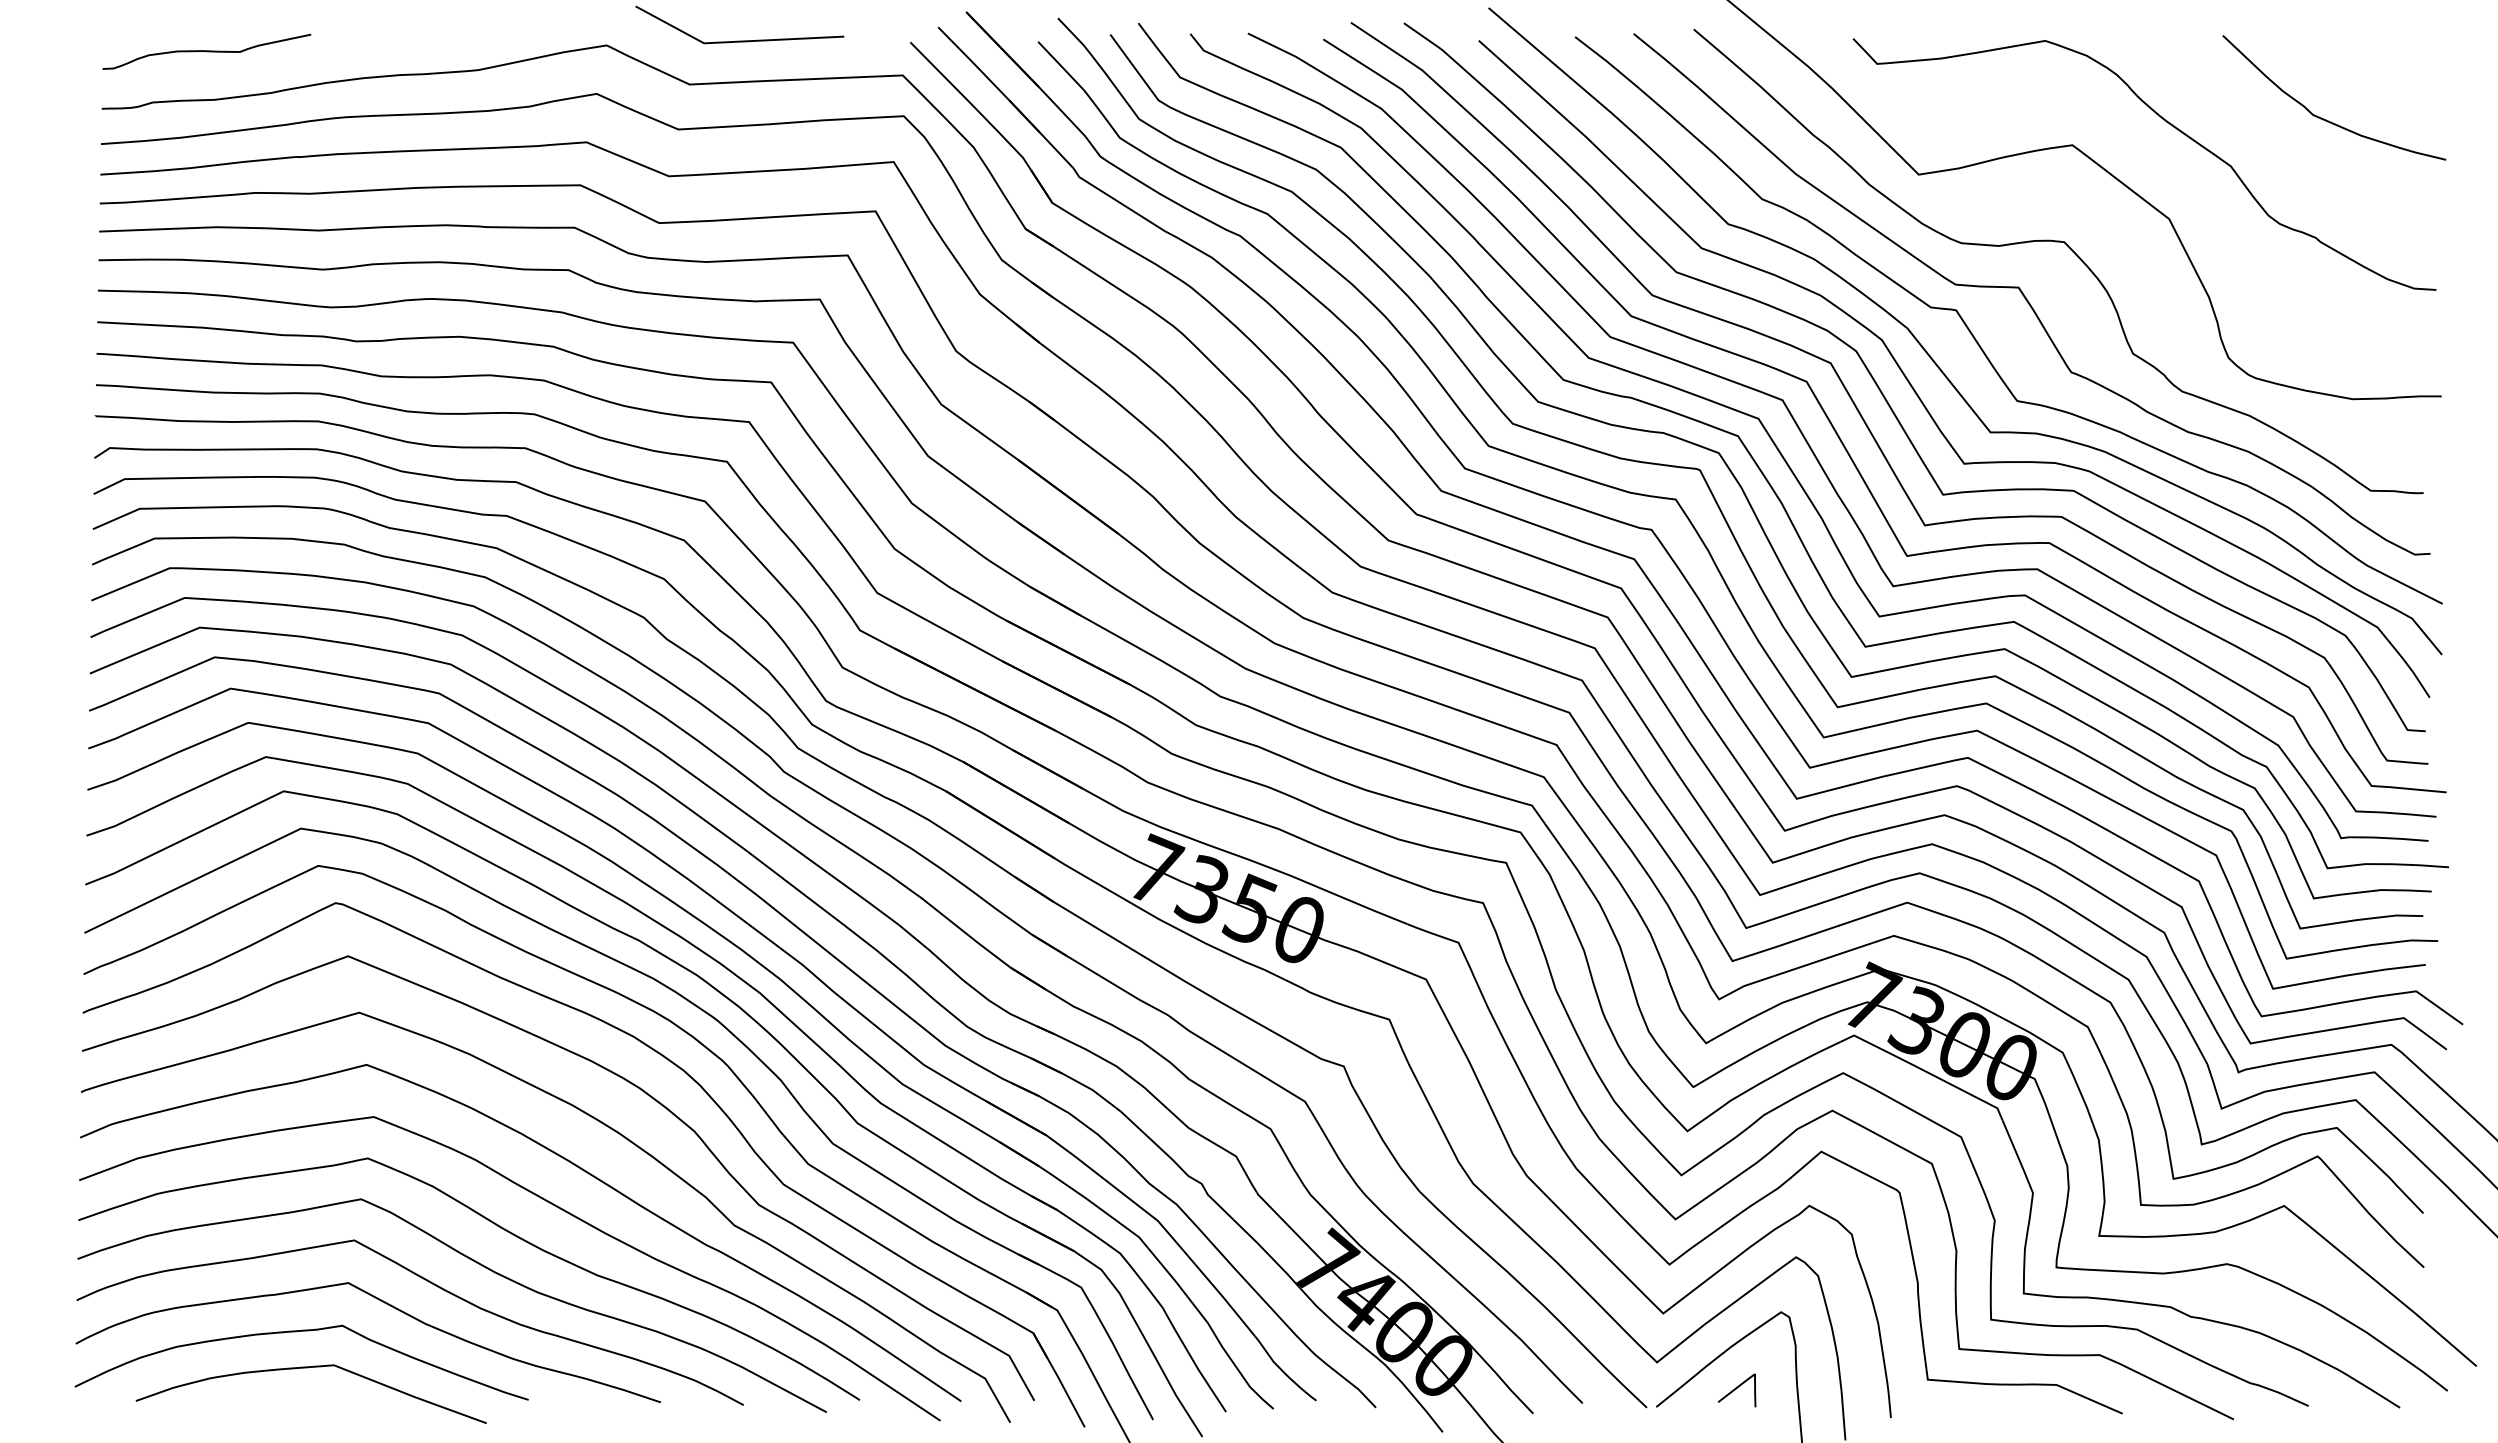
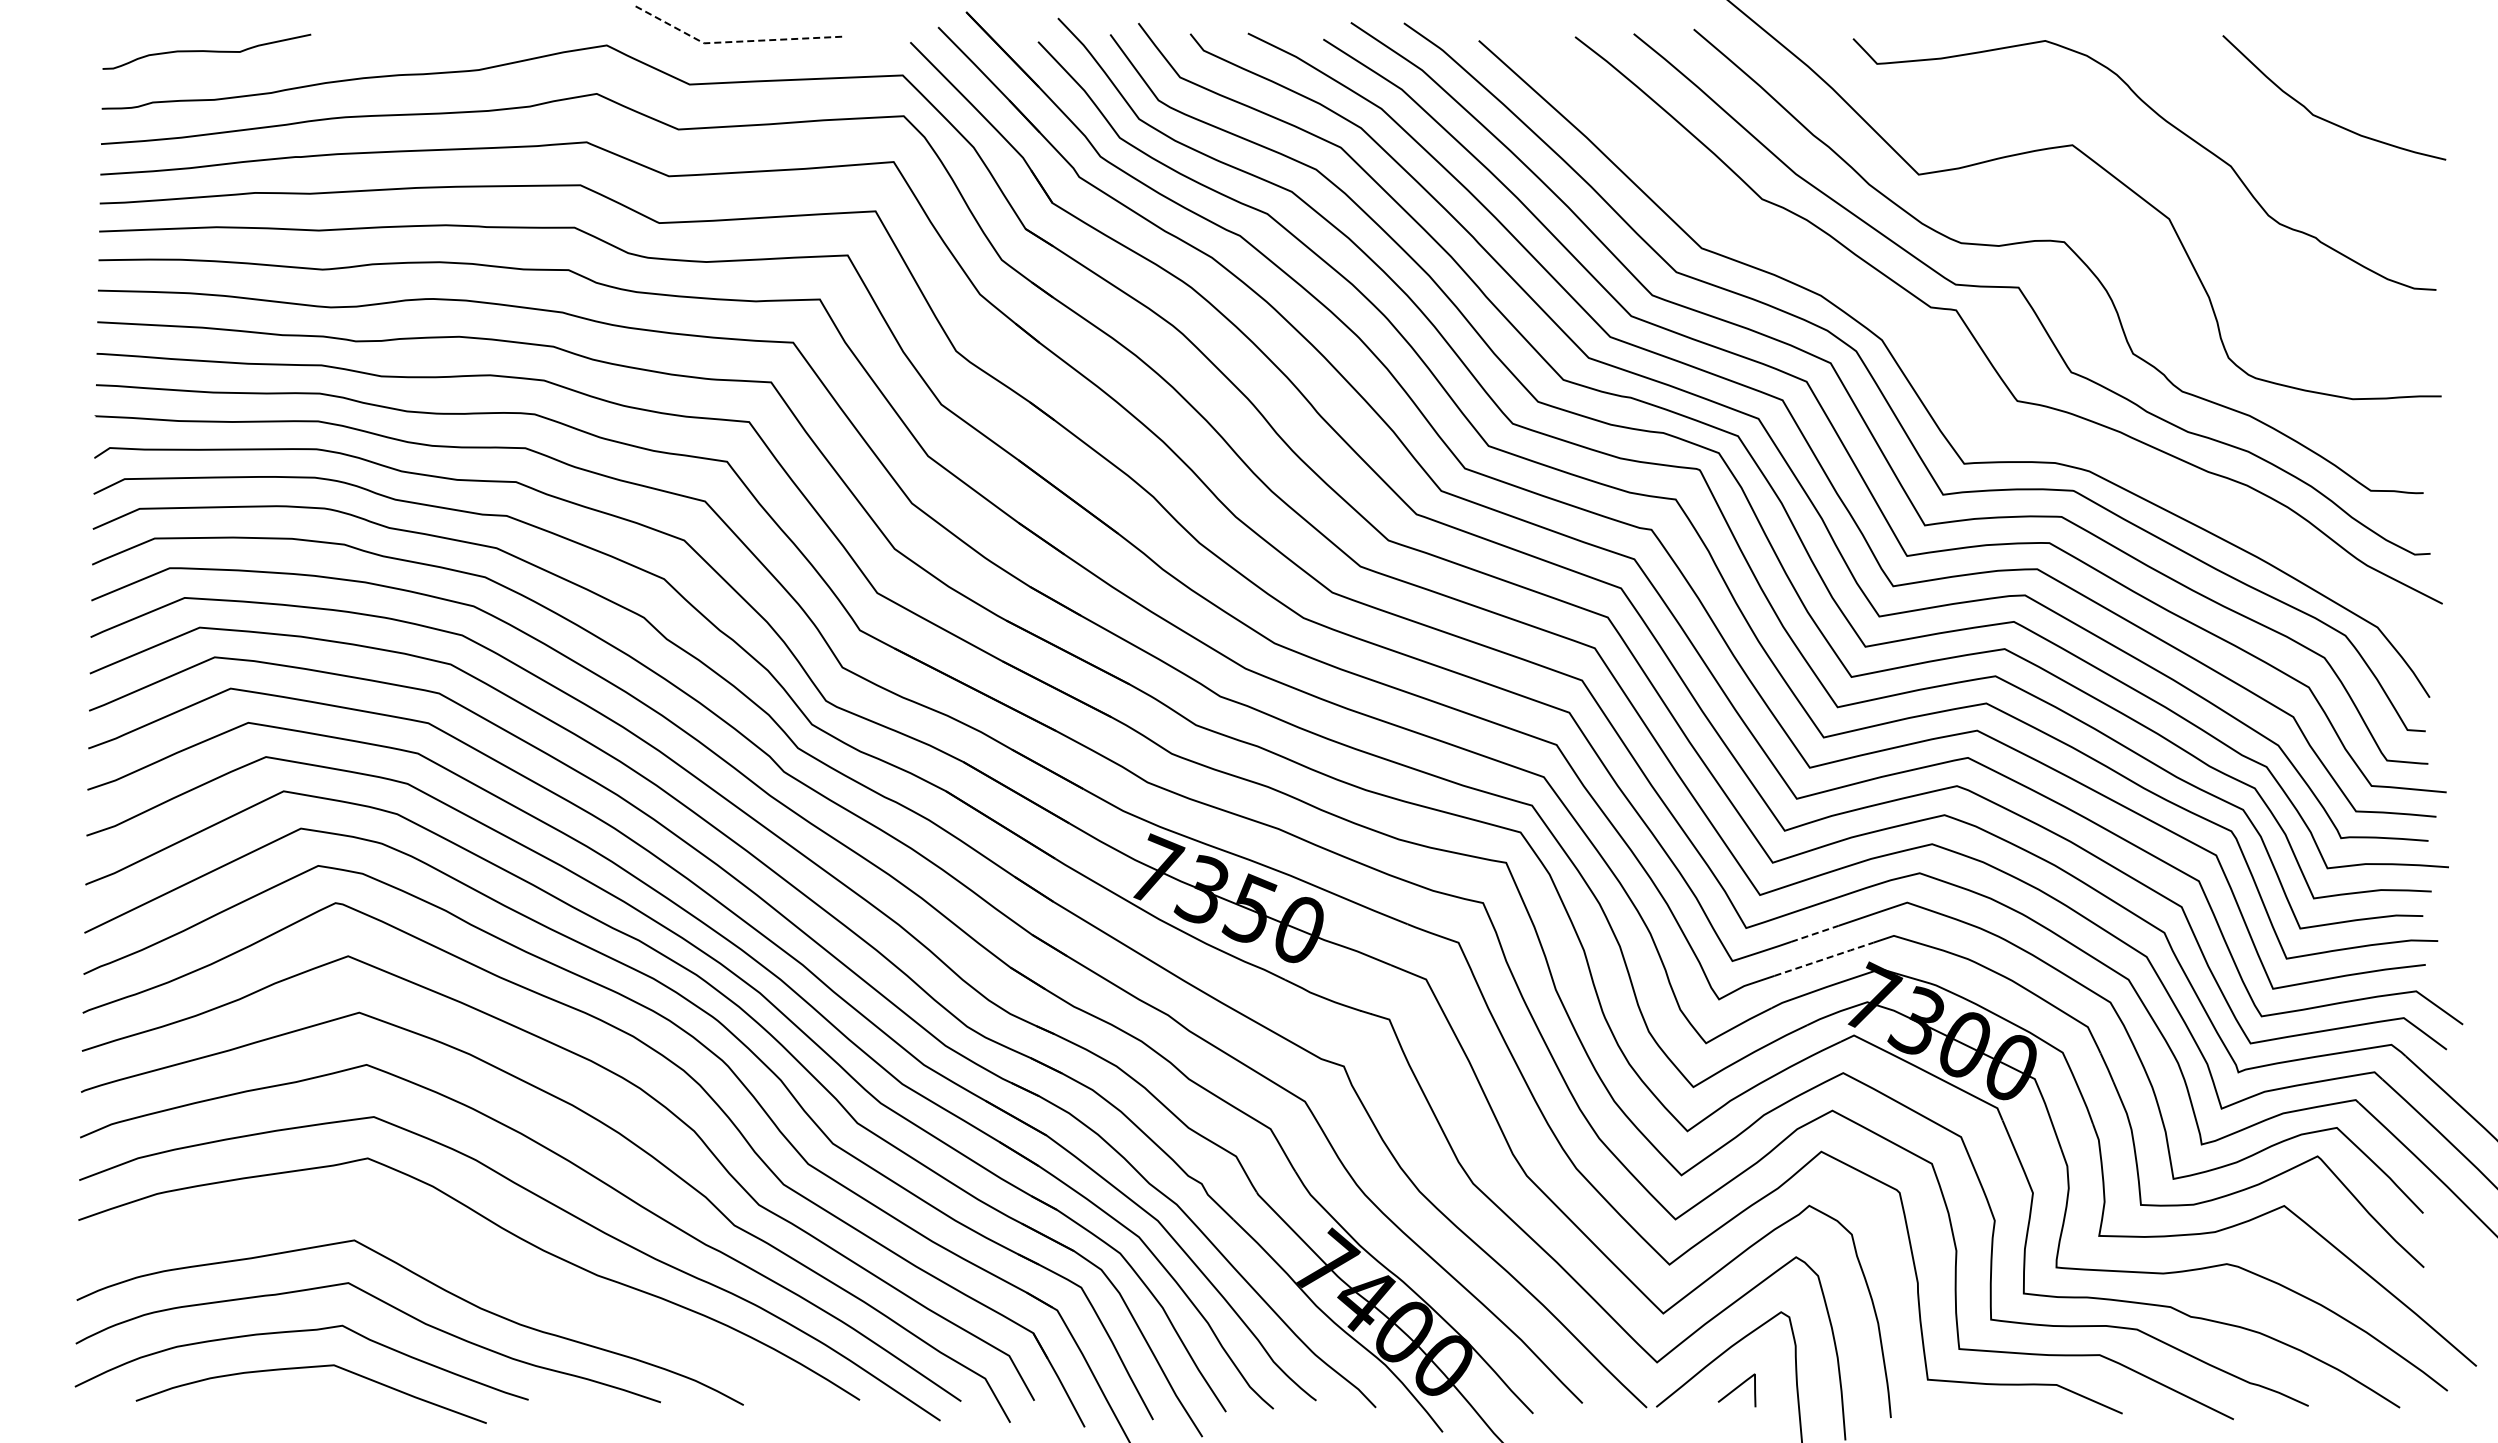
line: solid -> dashed (734, 41)
curve: present -> none (1931, 356)
line: solid -> dashed (1815, 933)
line: solid -> dashed (1825, 958)
curve: present -> none (474, 1262)
